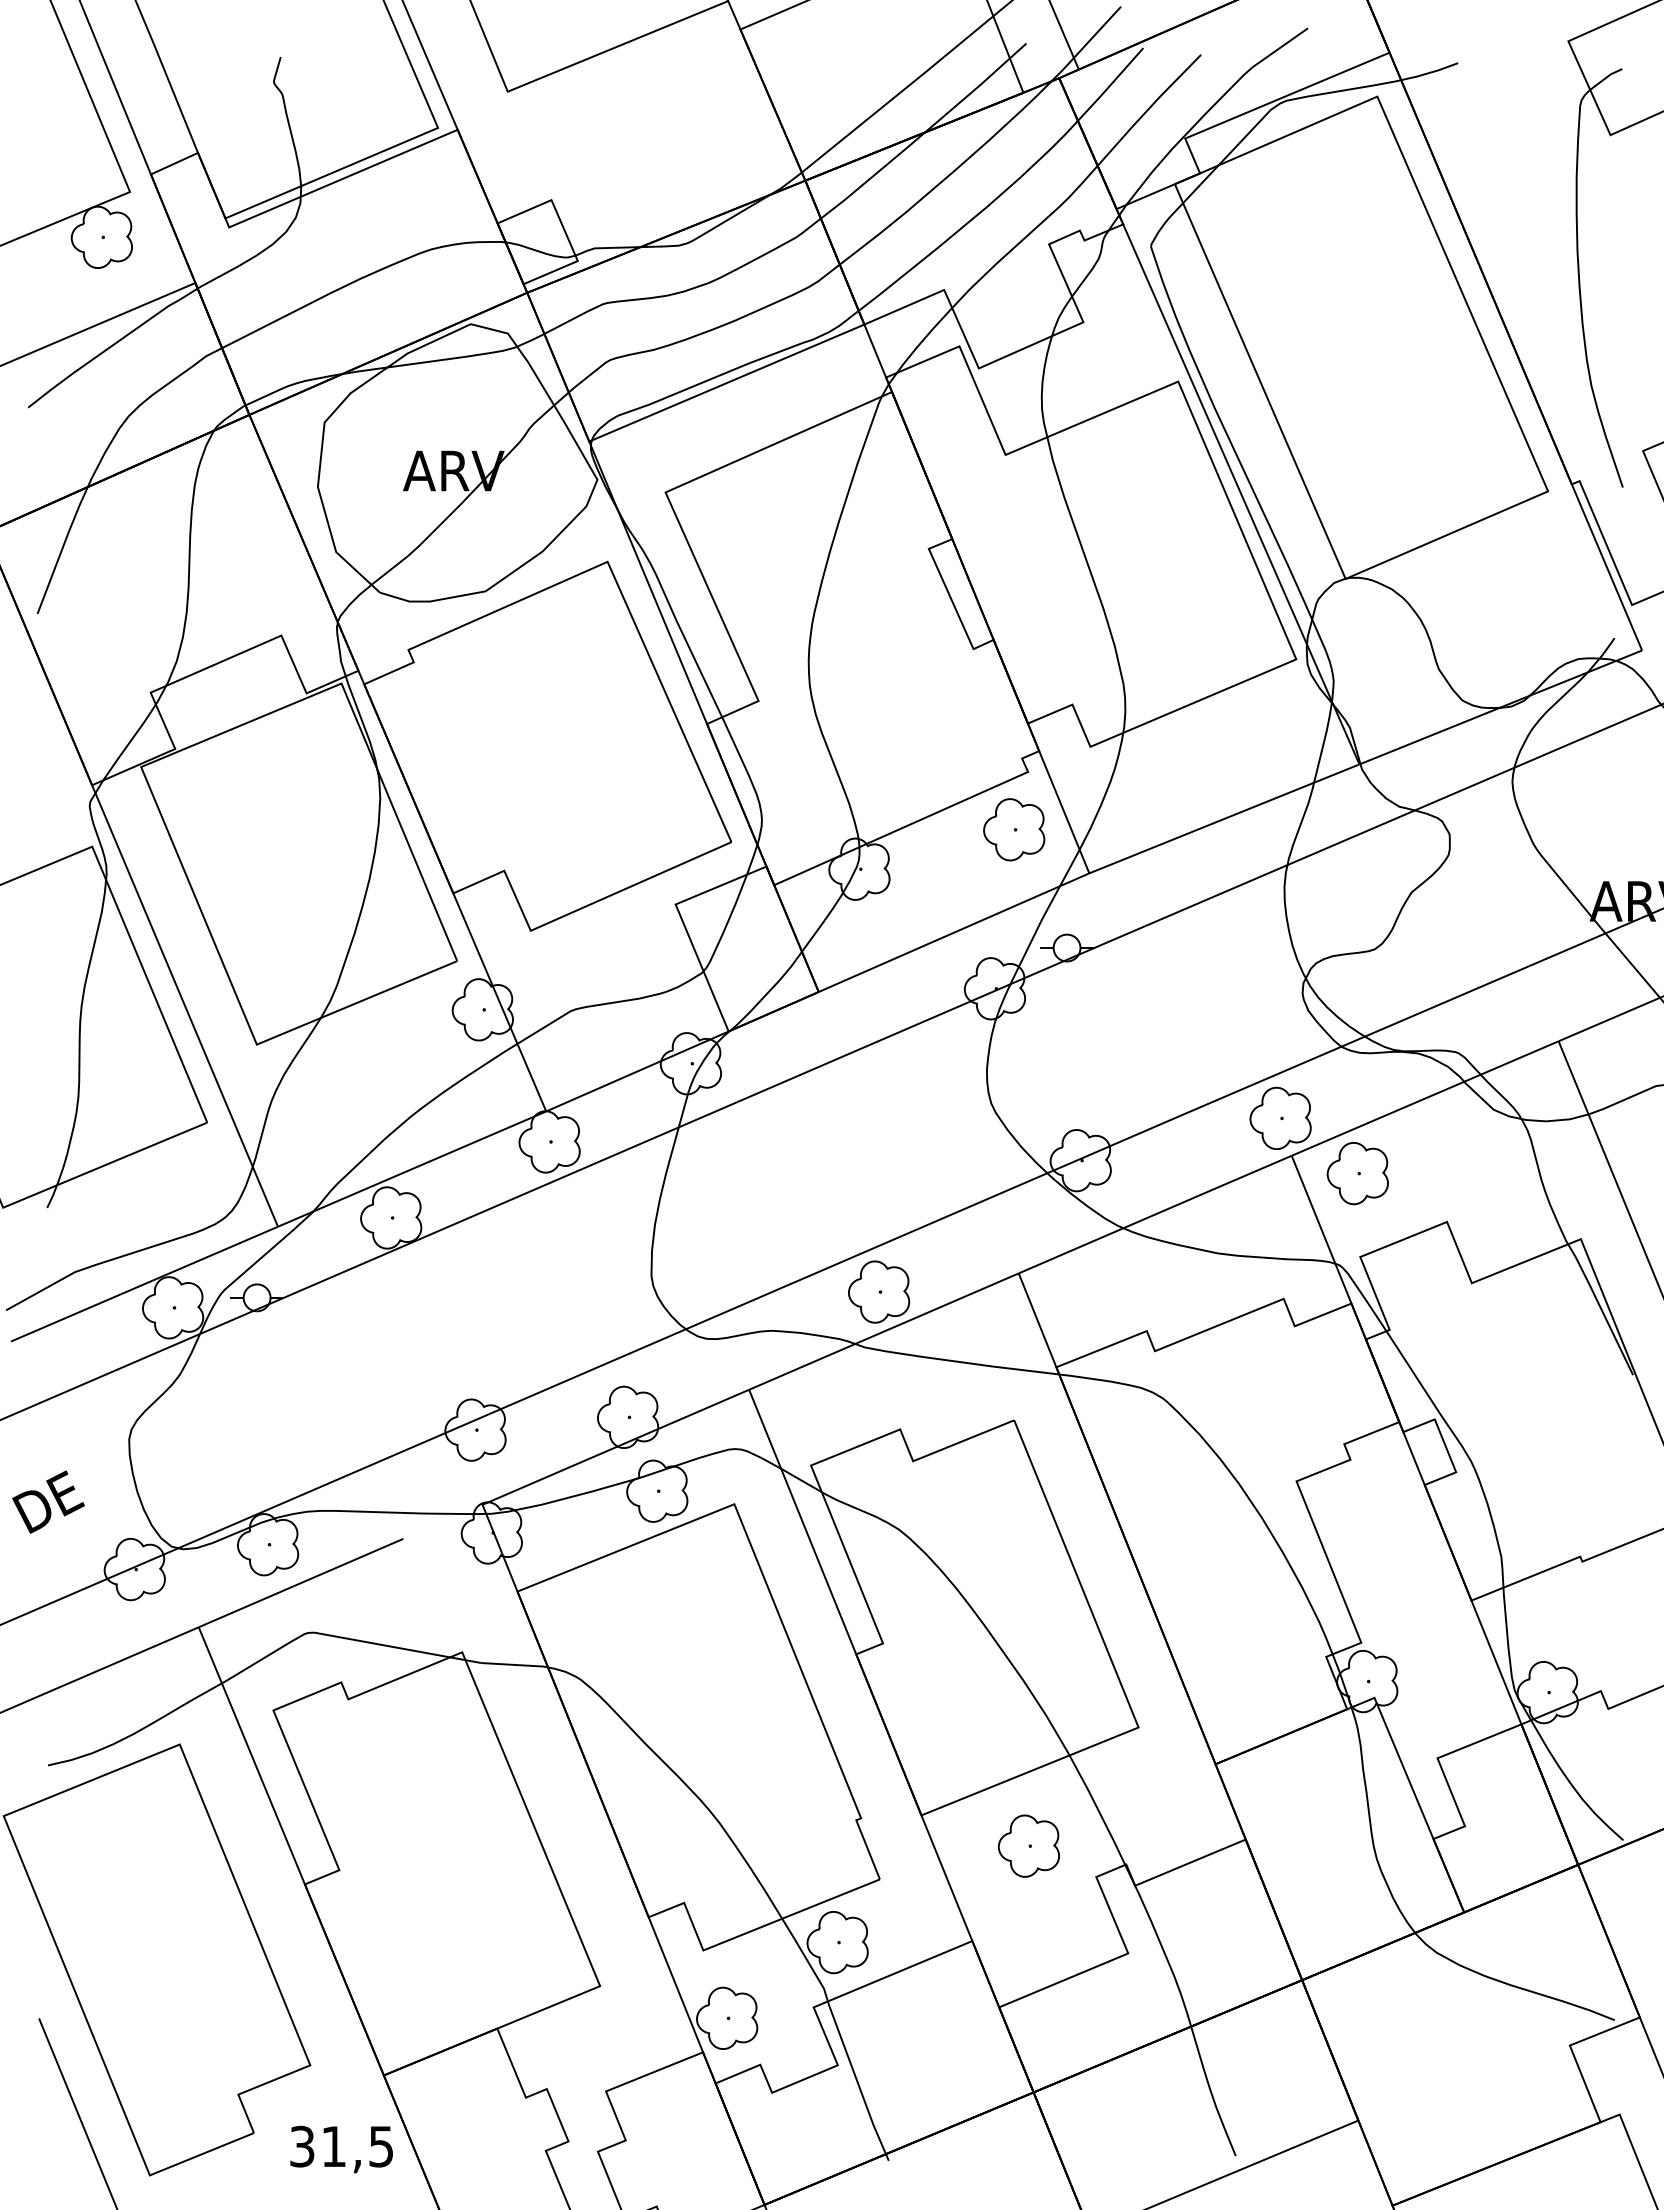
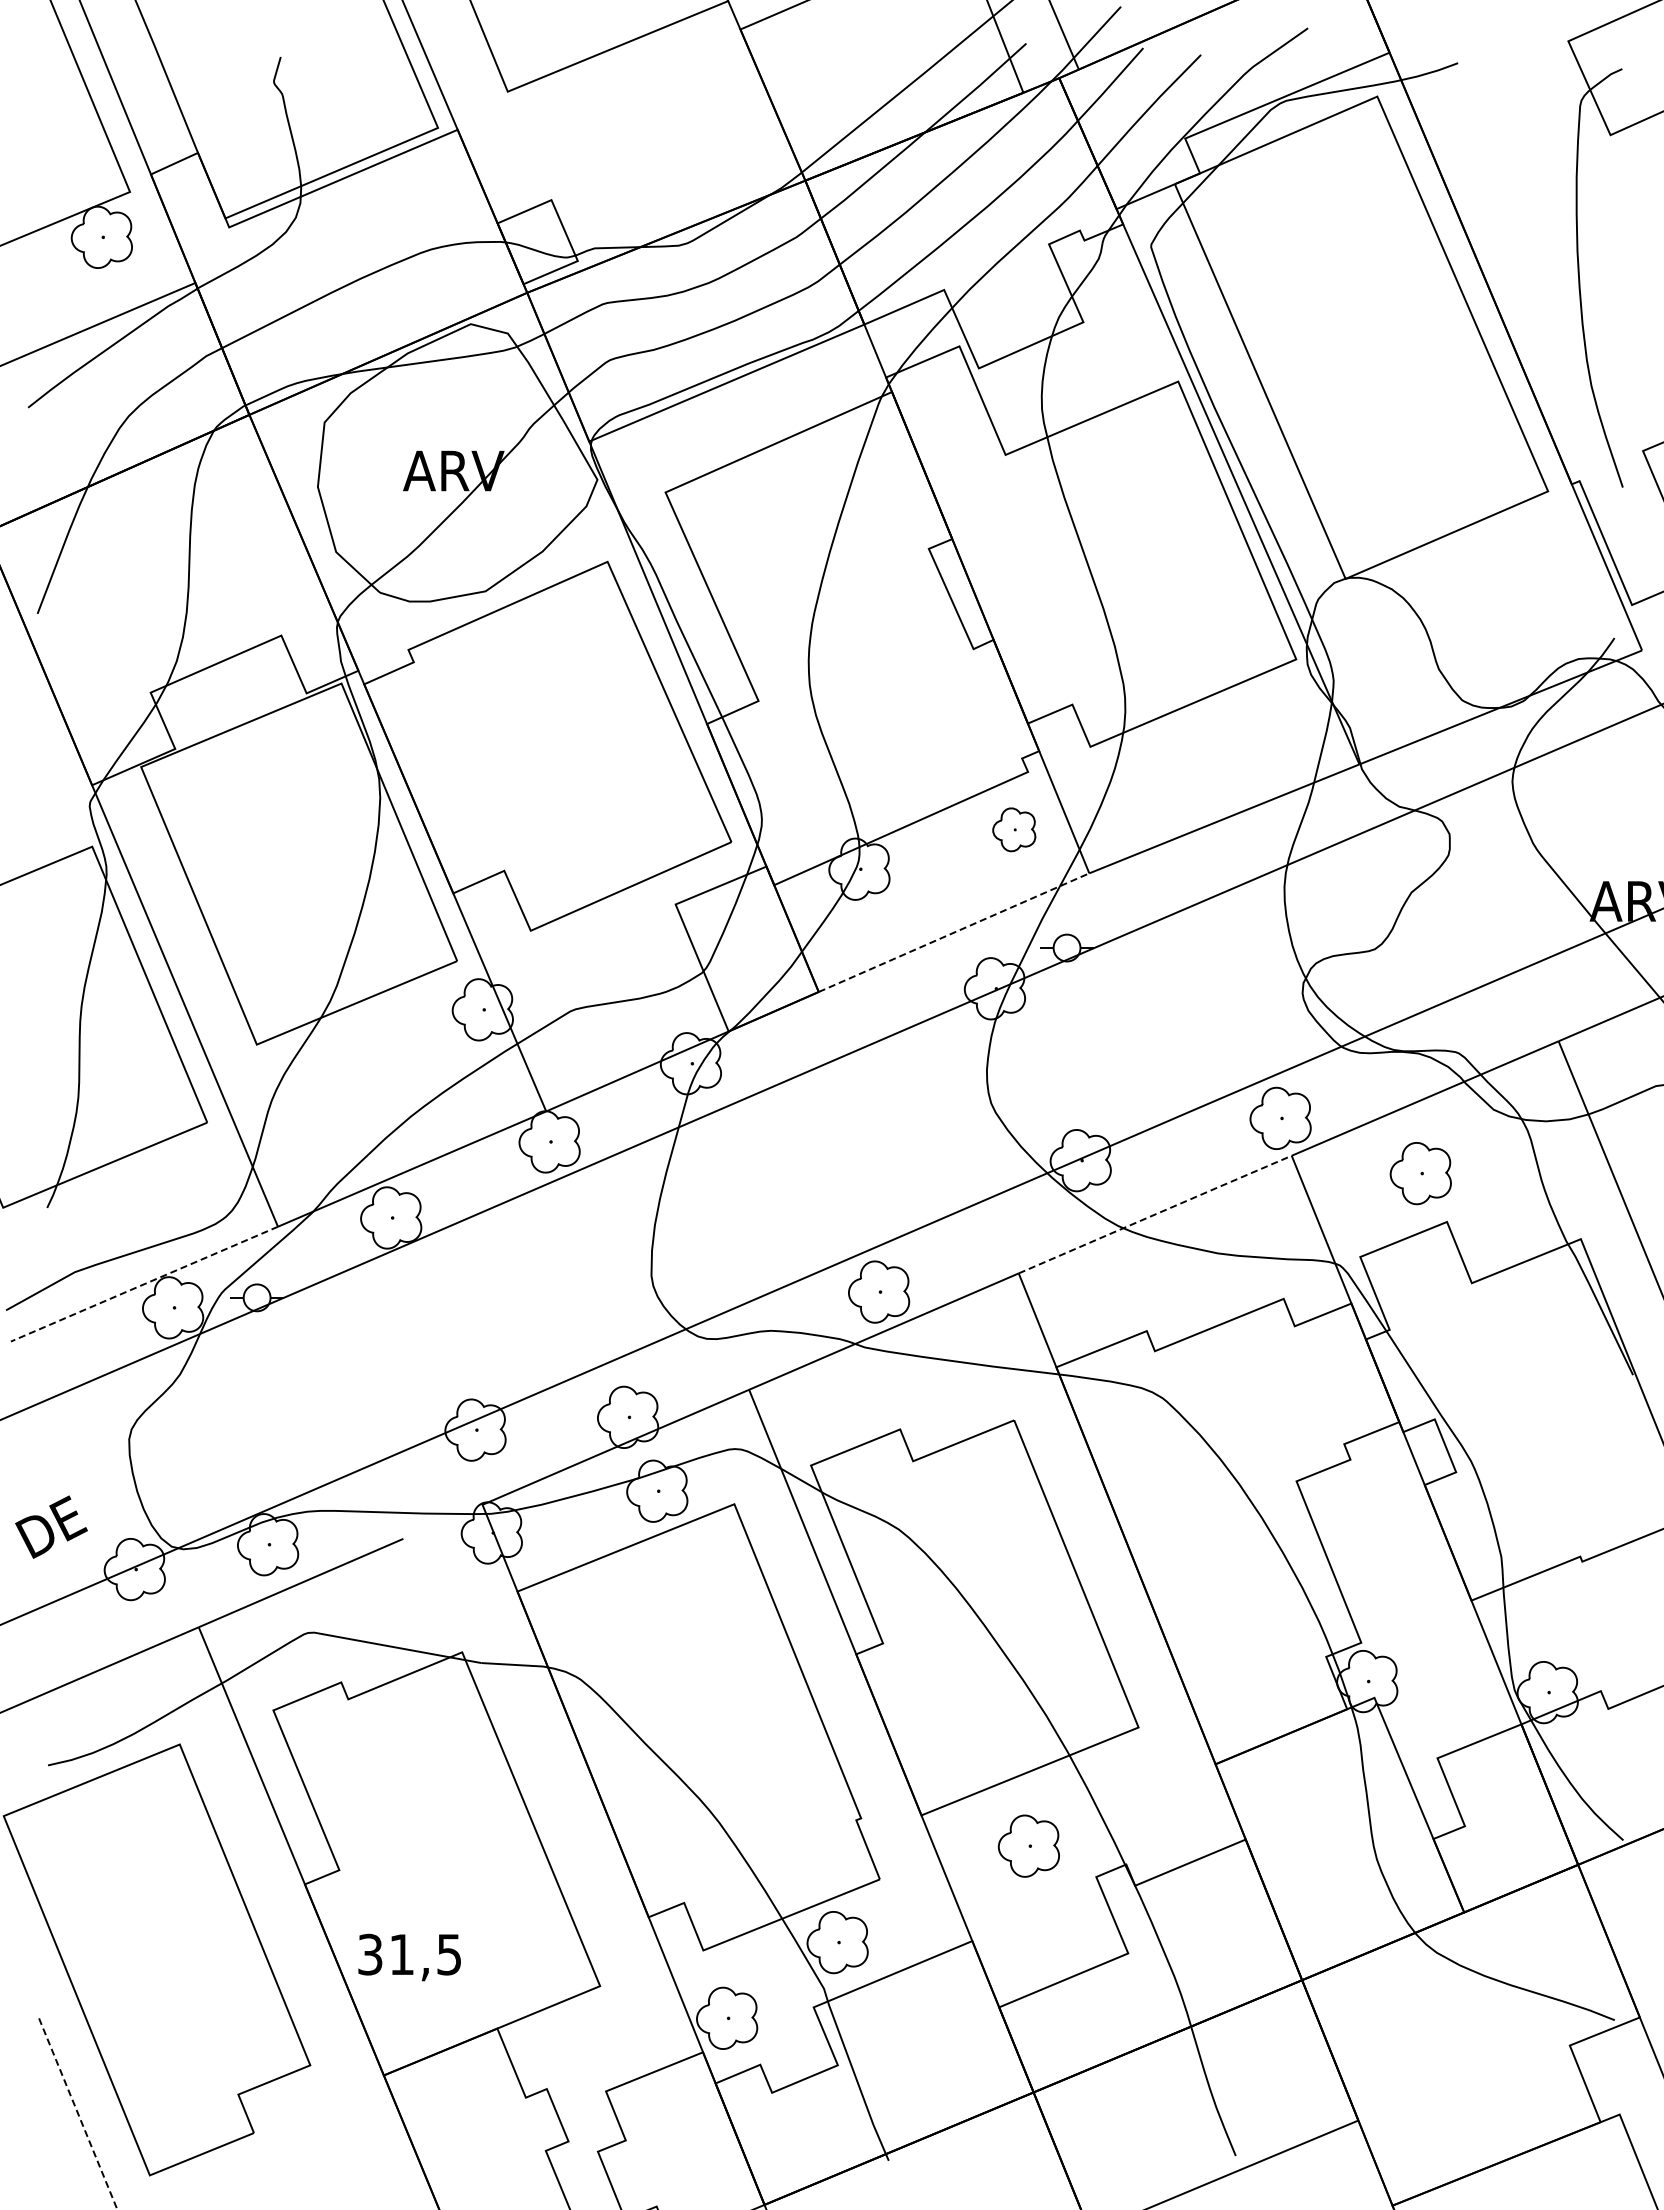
part size: 63x64 px -> 45x46 px (1014, 829)
line: solid -> dashed (954, 932)
part position: (1357, 1173) -> (1420, 1173) (1420, 1173)
line: solid -> dashed (1156, 1214)
line: solid -> dashed (144, 1284)
text position: (48, 1501) -> (51, 1526) (51, 1526)
line: solid -> dashed (78, 2114)
text position: (341, 2149) -> (409, 1957) (409, 1957)
